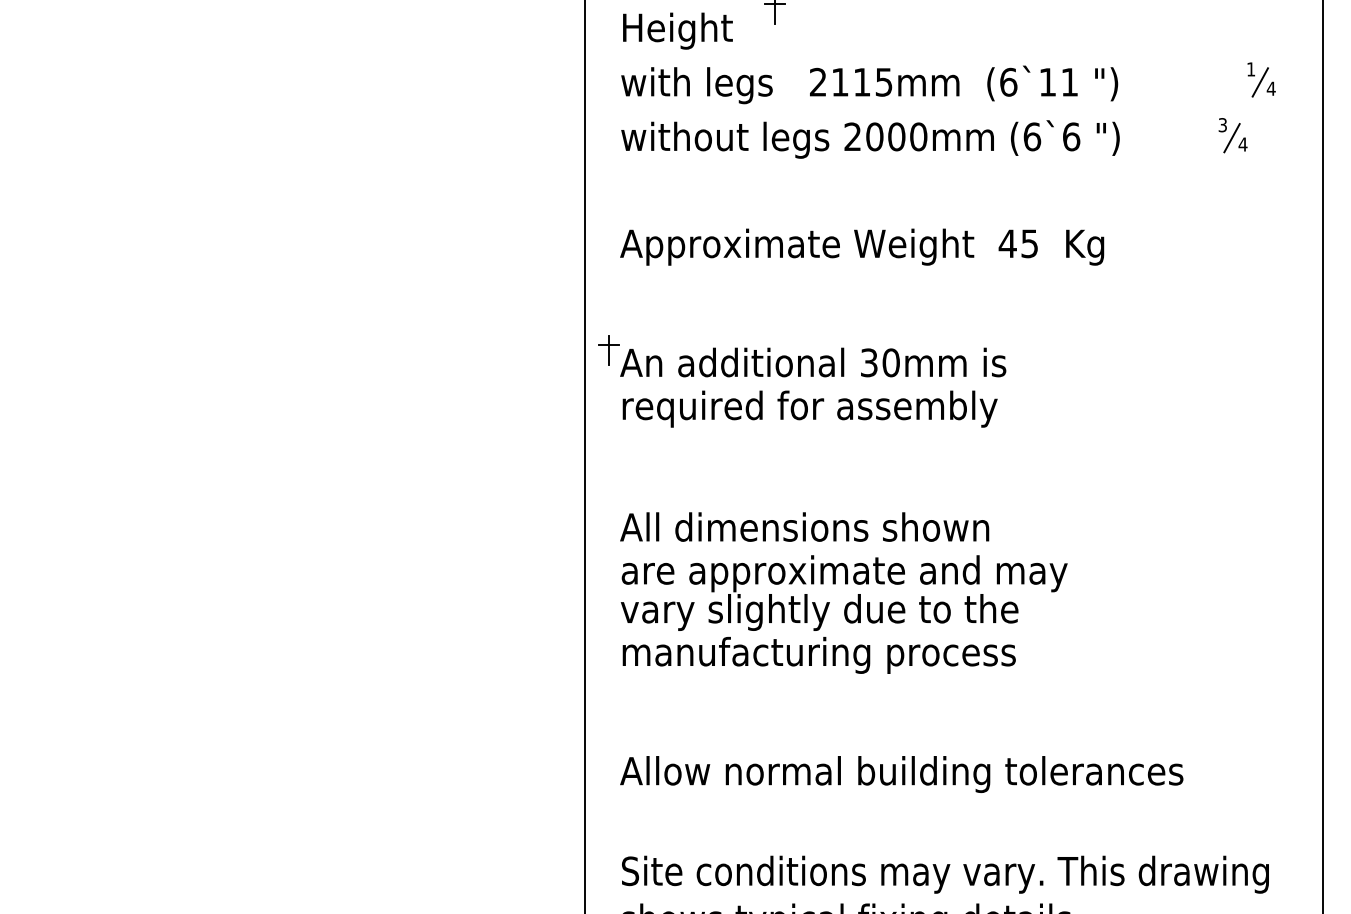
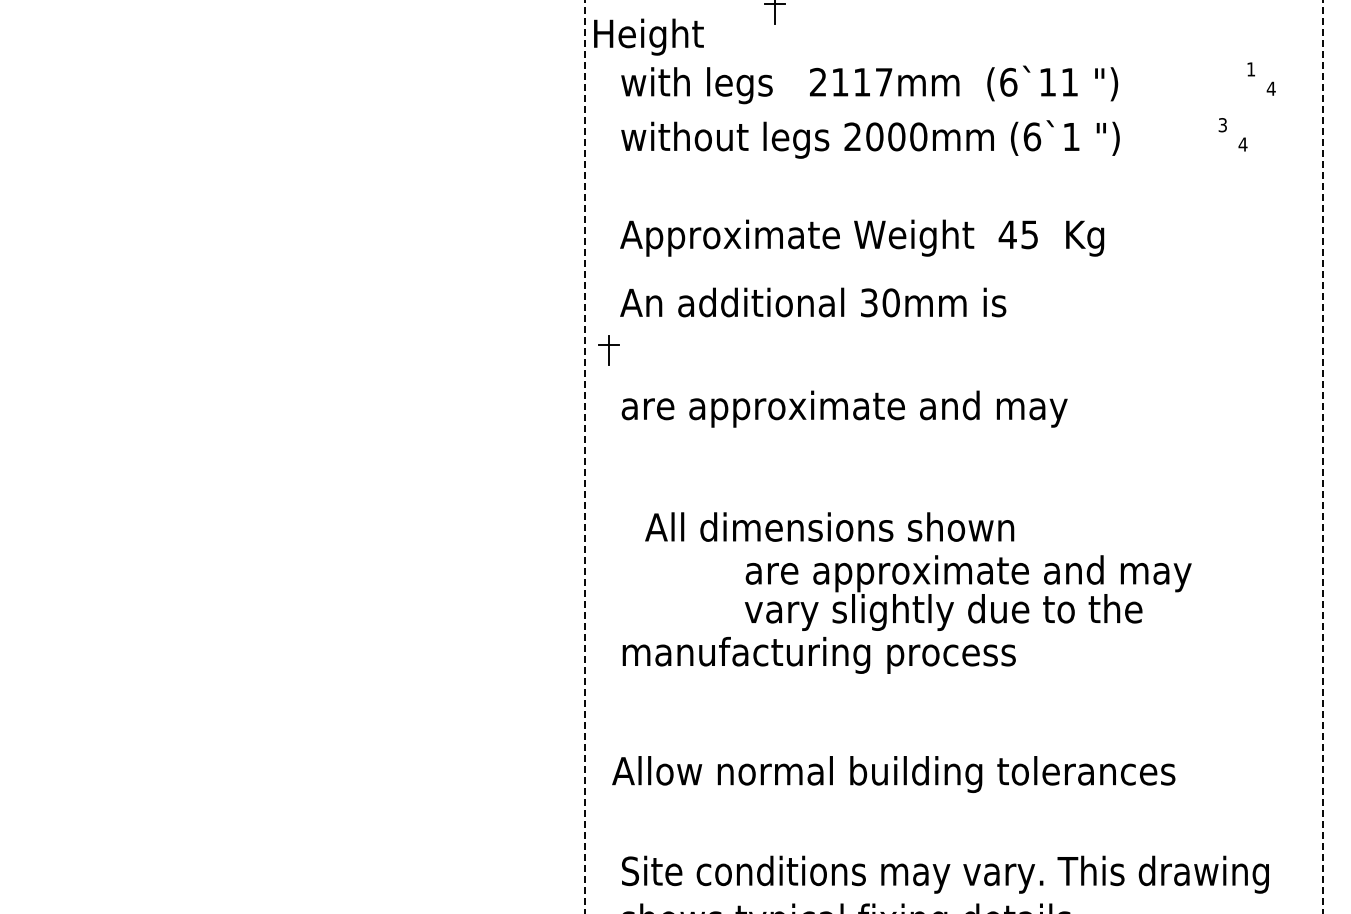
text position: (677, 30) -> (648, 36) (648, 36)
text: 2115mm -> 2117mm (883, 82)
line: present -> none (1260, 82)
text: (6`6 -> (6`1 (1071, 136)
line: present -> none (1231, 138)
text position: (862, 246) -> (862, 237) (862, 237)
text position: (813, 362) -> (813, 302) (813, 302)
text: required for assembly -> are approximate and may (844, 408)
line: solid -> dashed (585, 457)
line: solid -> dashed (1323, 457)
text position: (804, 526) -> (829, 526) (829, 526)
text position: (843, 592) -> (967, 592) (967, 592)
text position: (901, 774) -> (893, 774) (893, 774)
